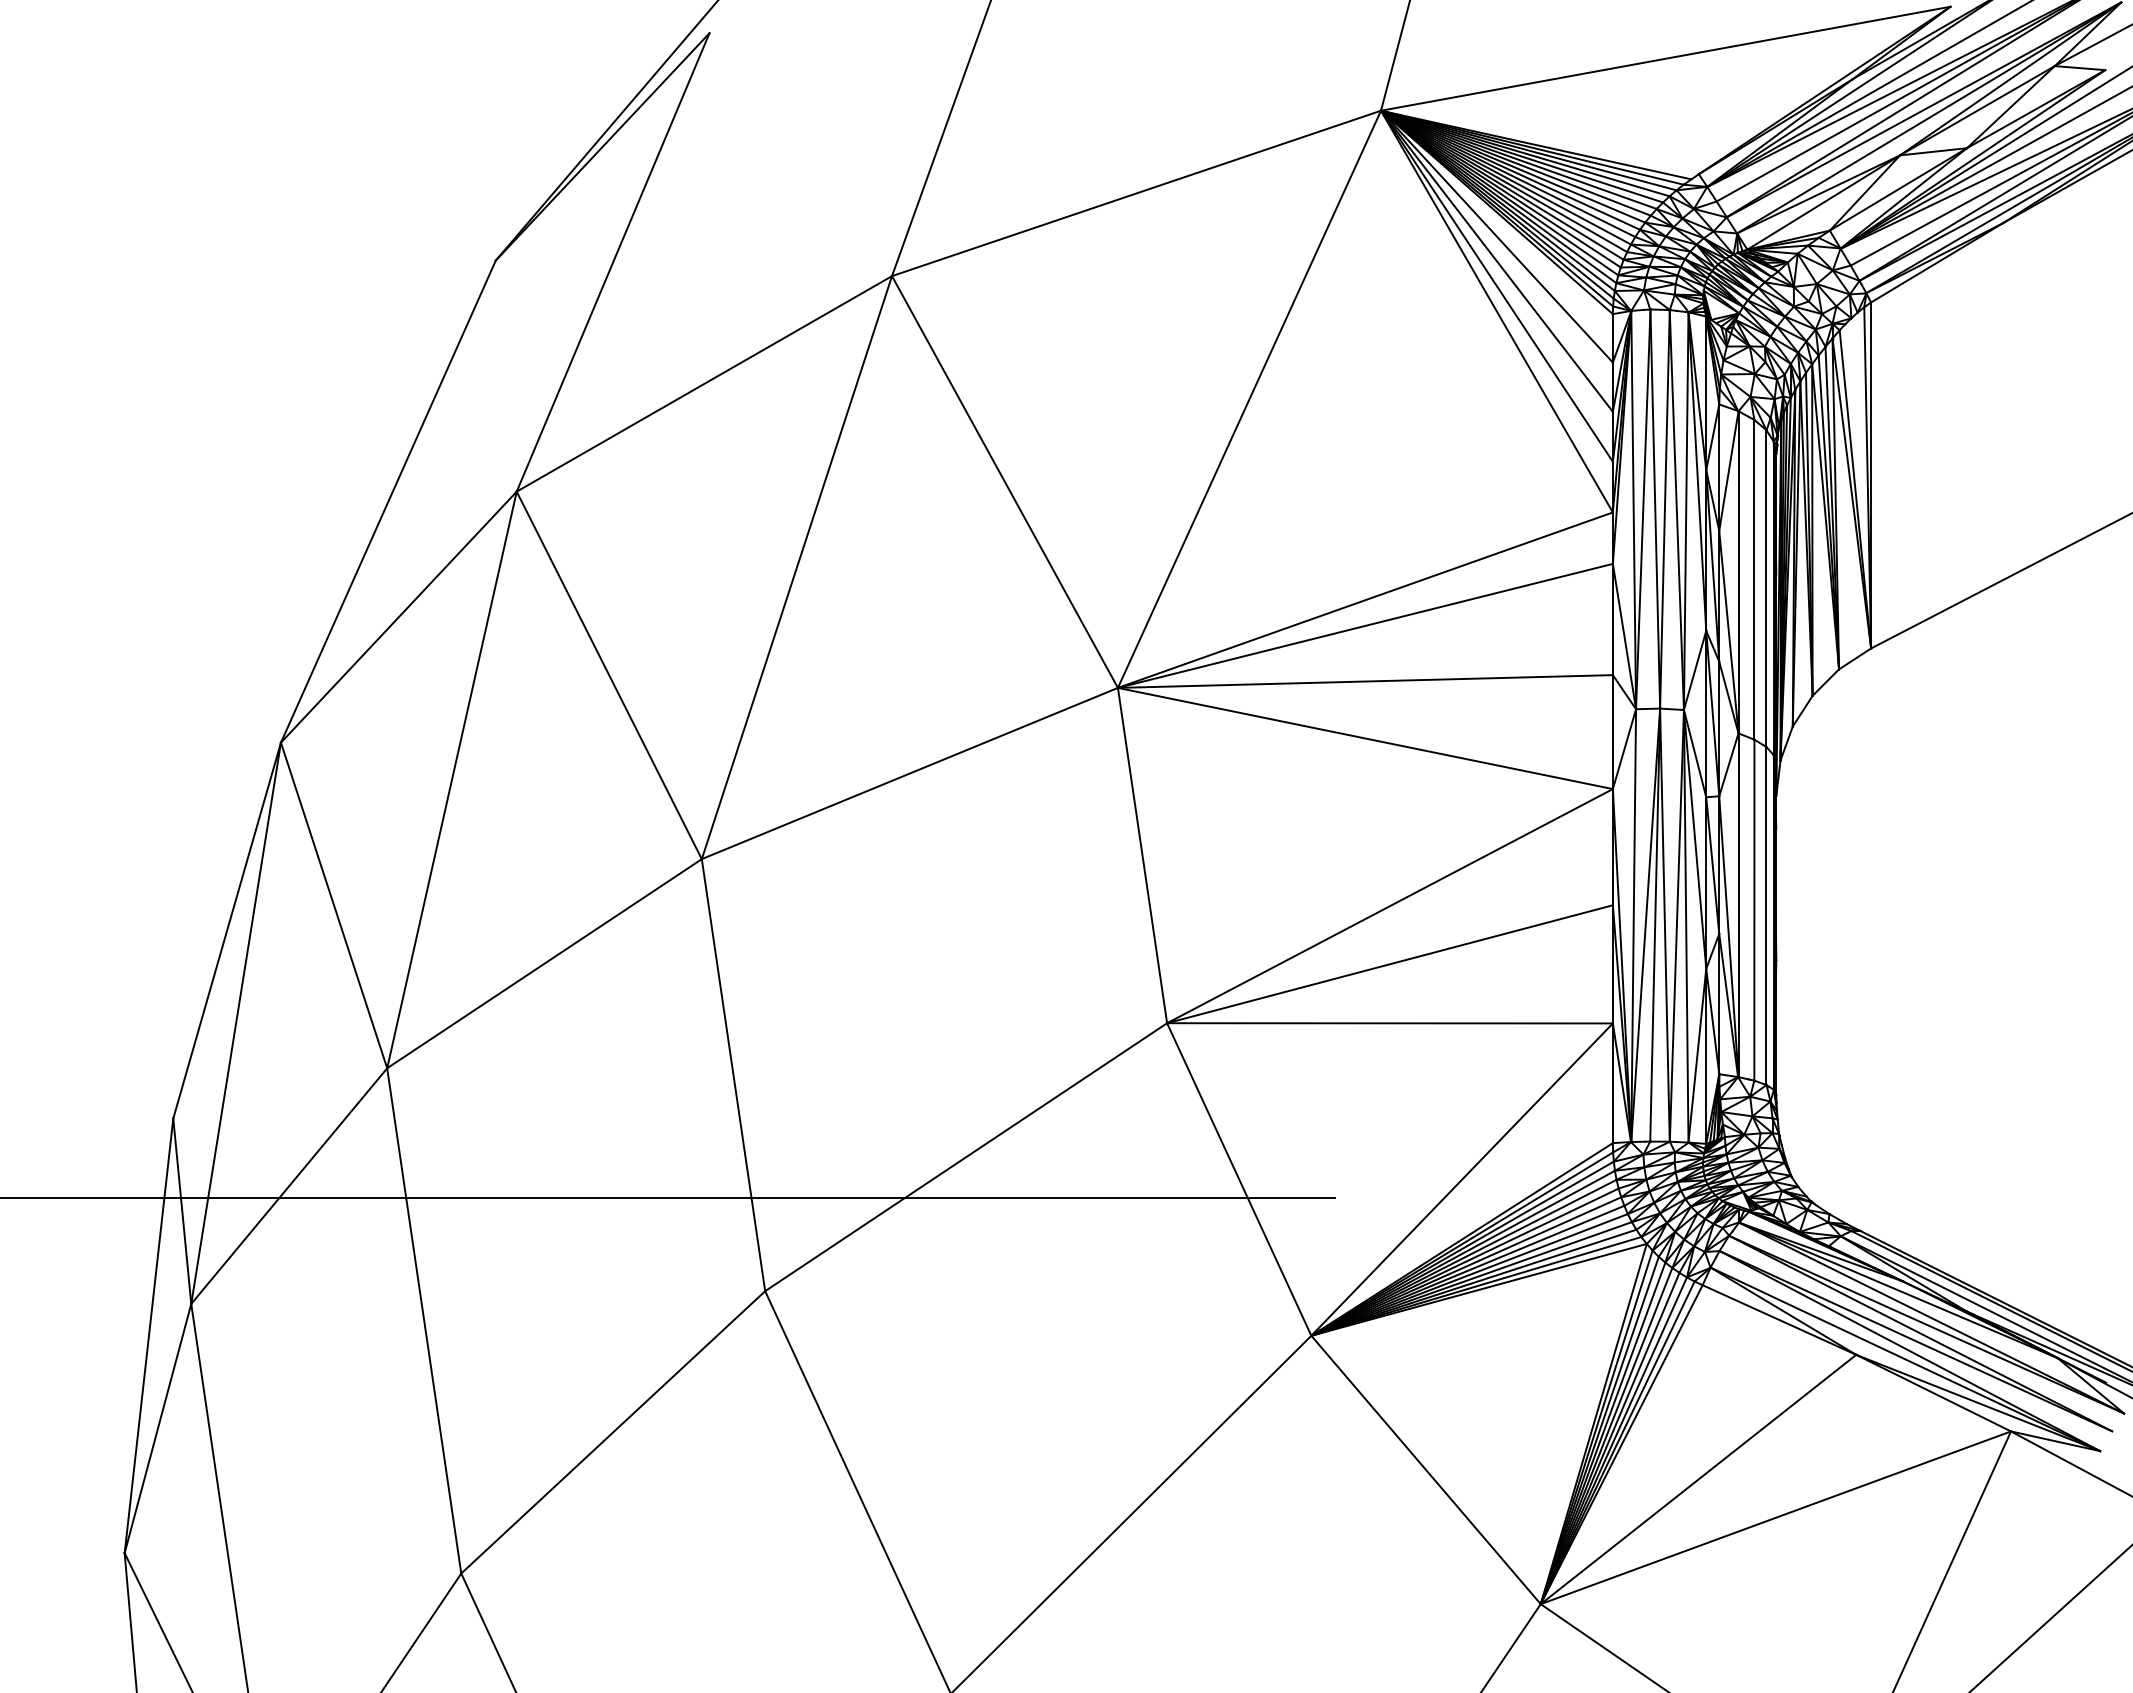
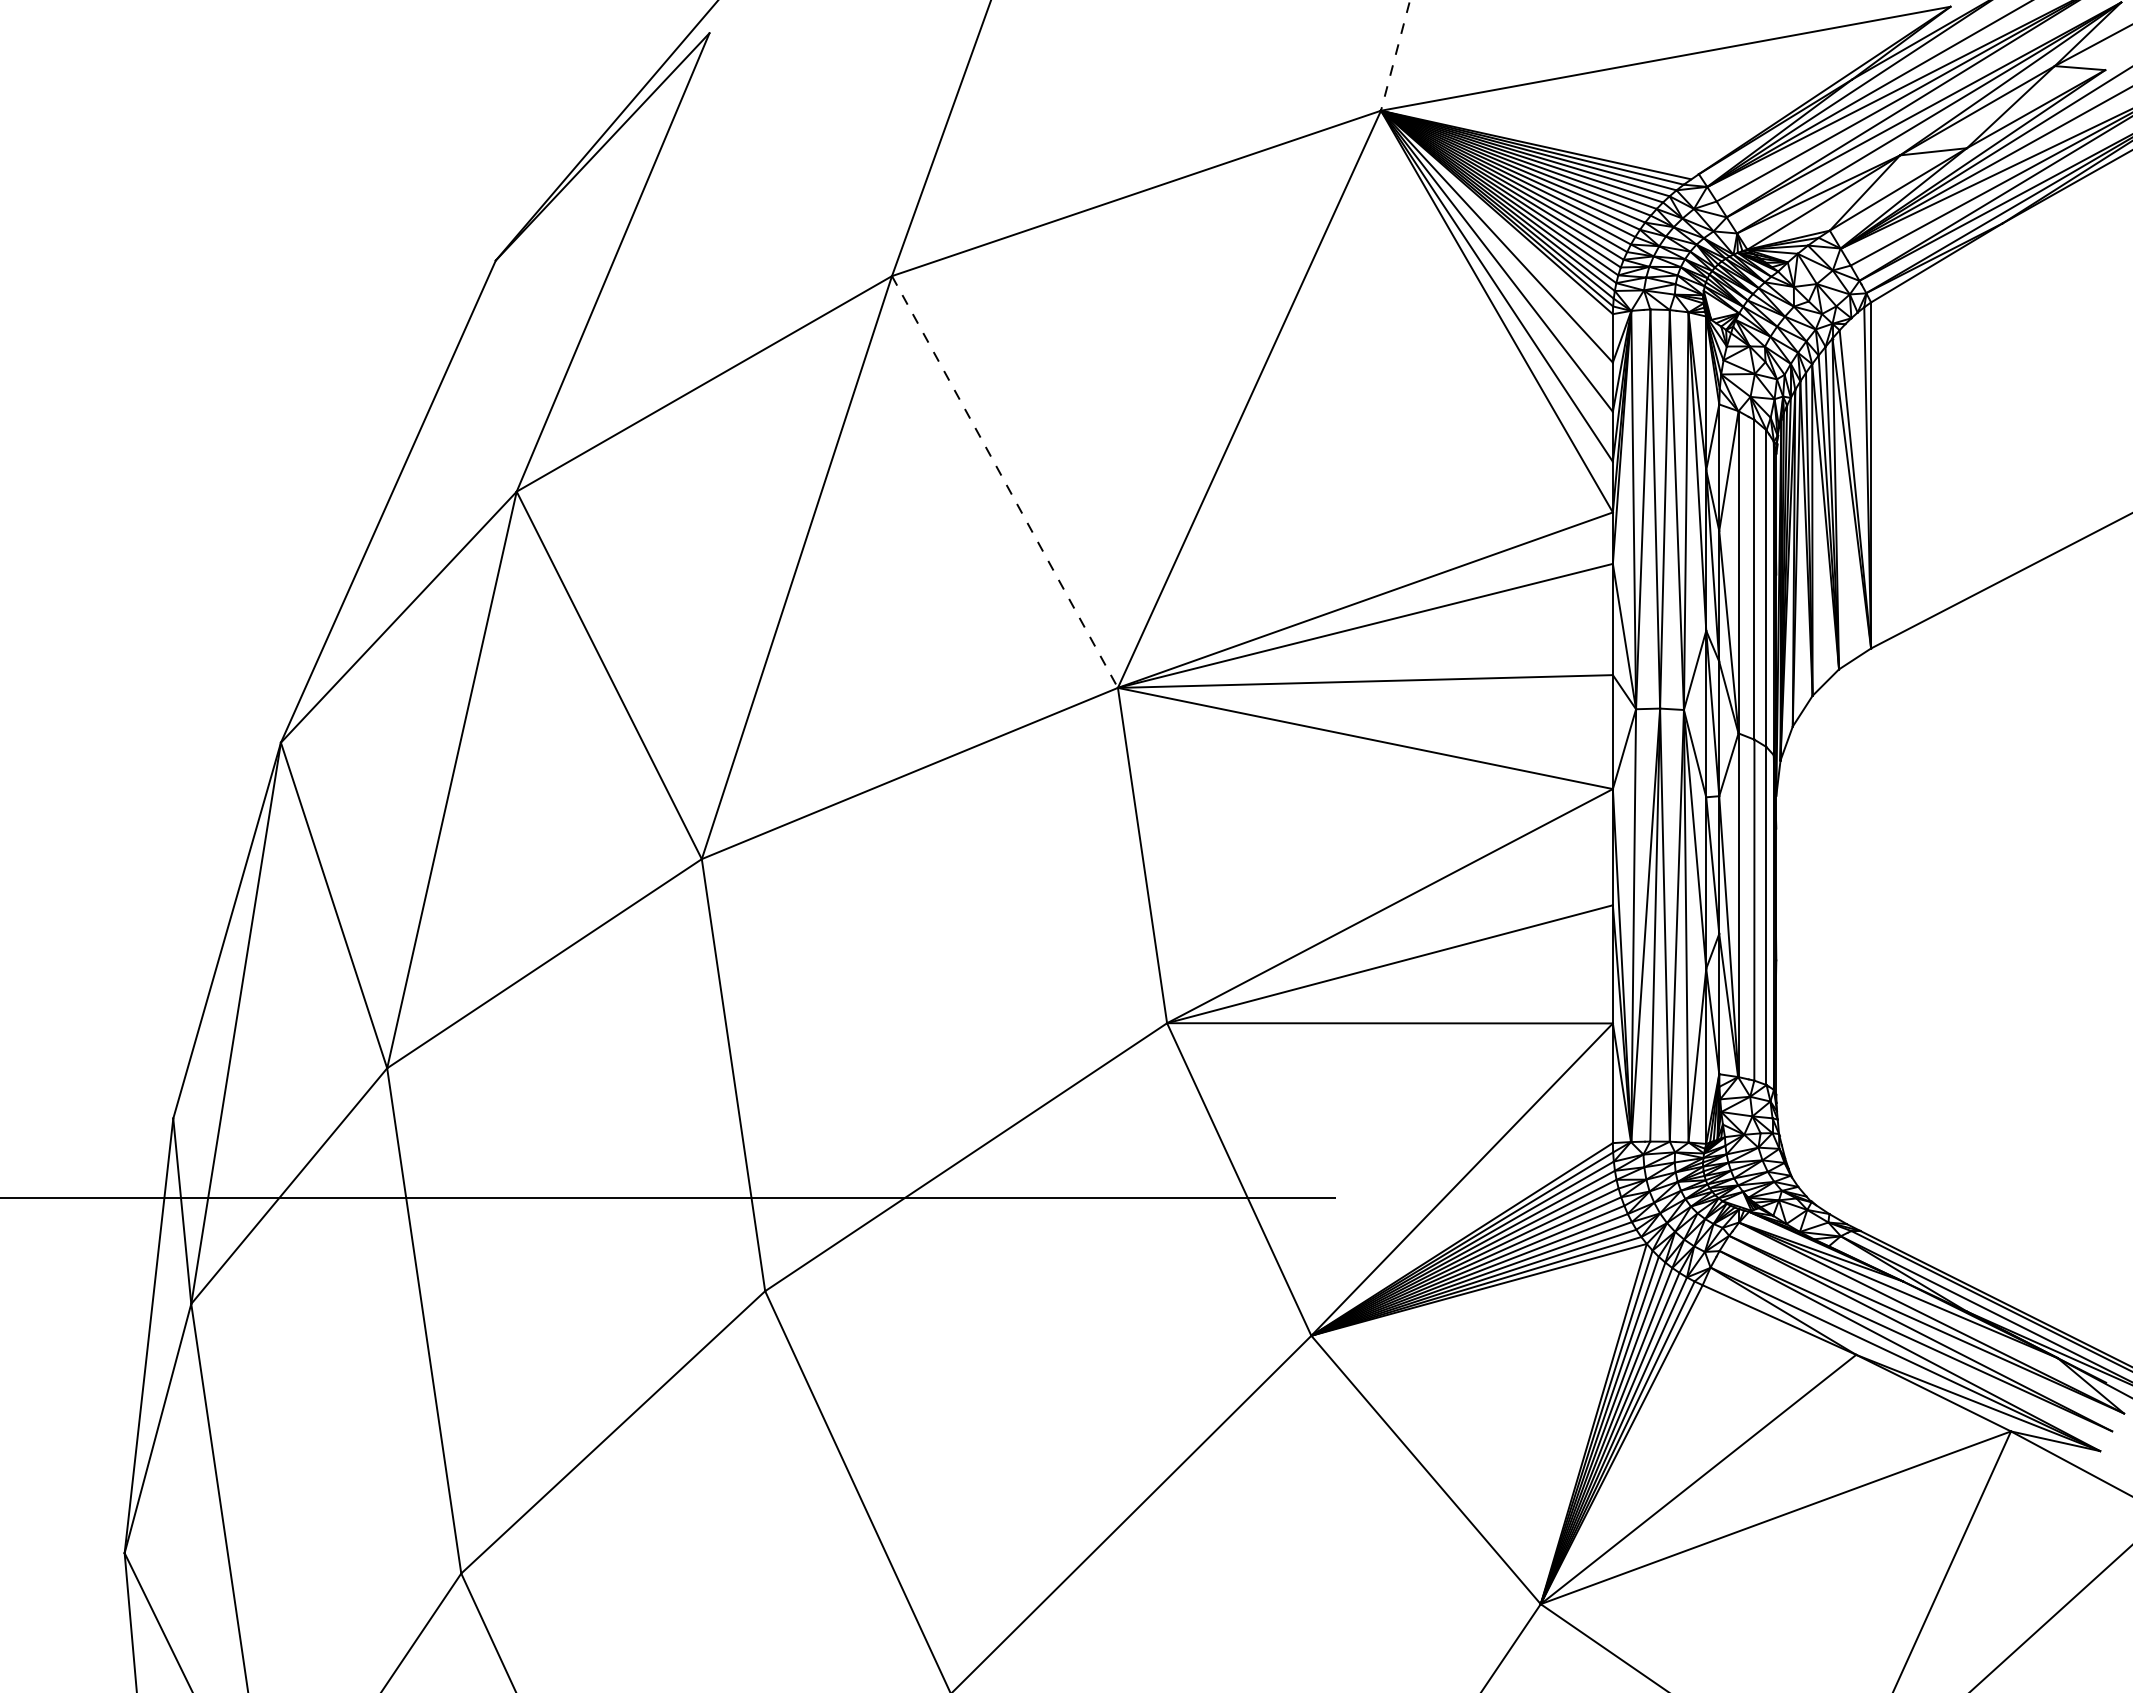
line: solid -> dashed (1395, 55)
line: solid -> dashed (1004, 482)
